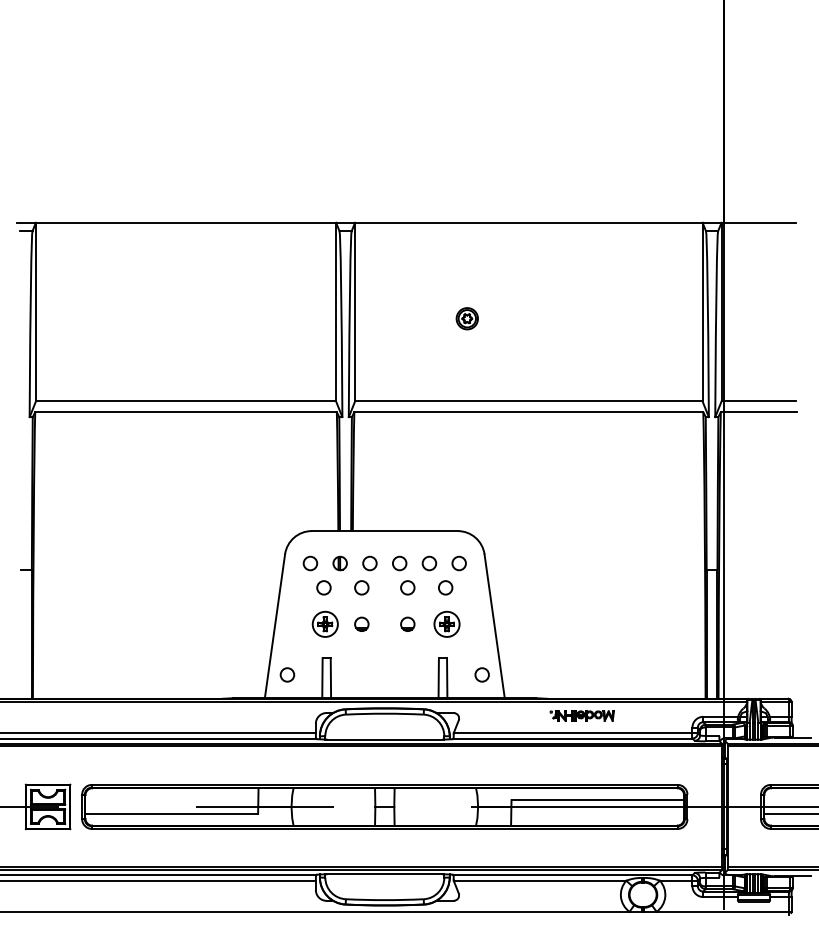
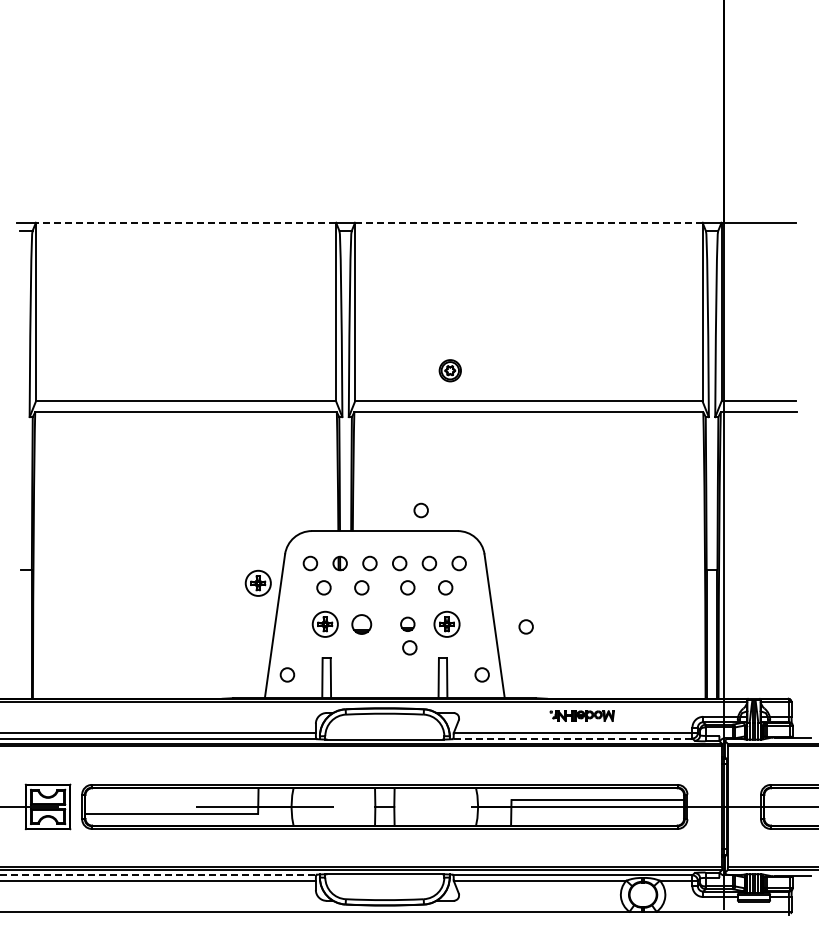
line: solid -> dashed (185, 222)
line: solid -> dashed (528, 222)
part position: (466, 318) -> (449, 370) (449, 370)
circle: none -> present (420, 510)
part: none -> present (257, 582)
part size: 16x16 px -> 22x21 px (361, 624)
circle: none -> present (525, 626)
circle: none -> present (409, 647)
line: solid -> dashed (572, 738)
line: present -> none (789, 813)
line: solid -> dashed (158, 875)
